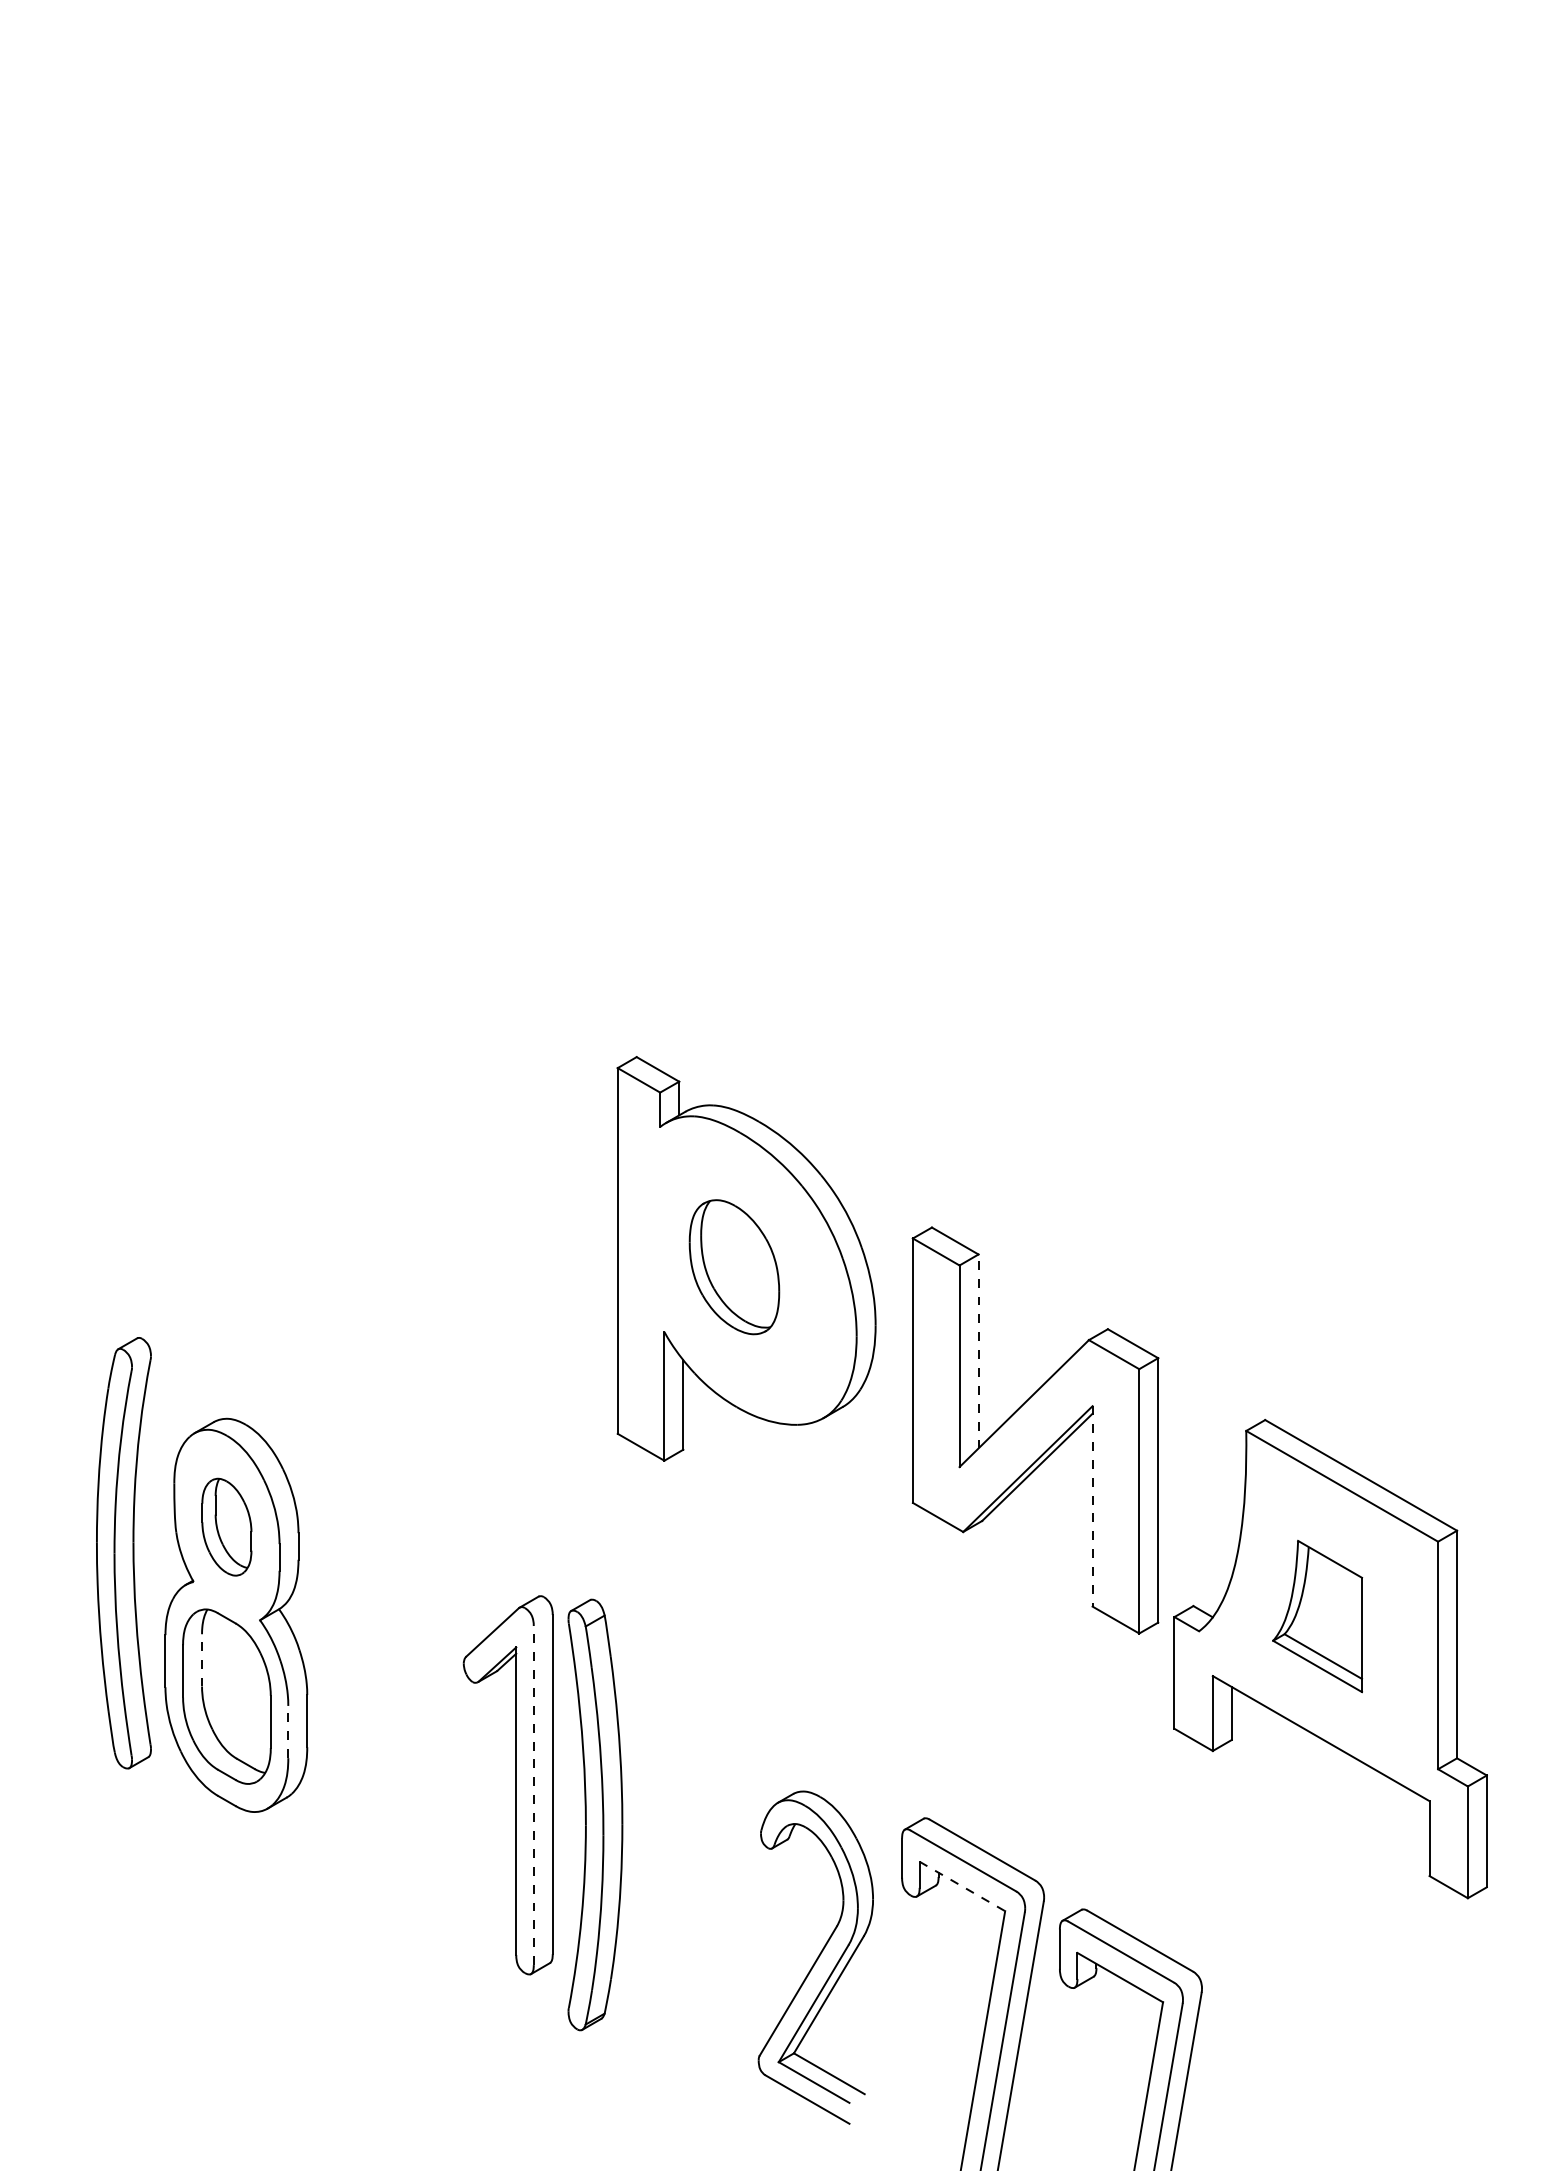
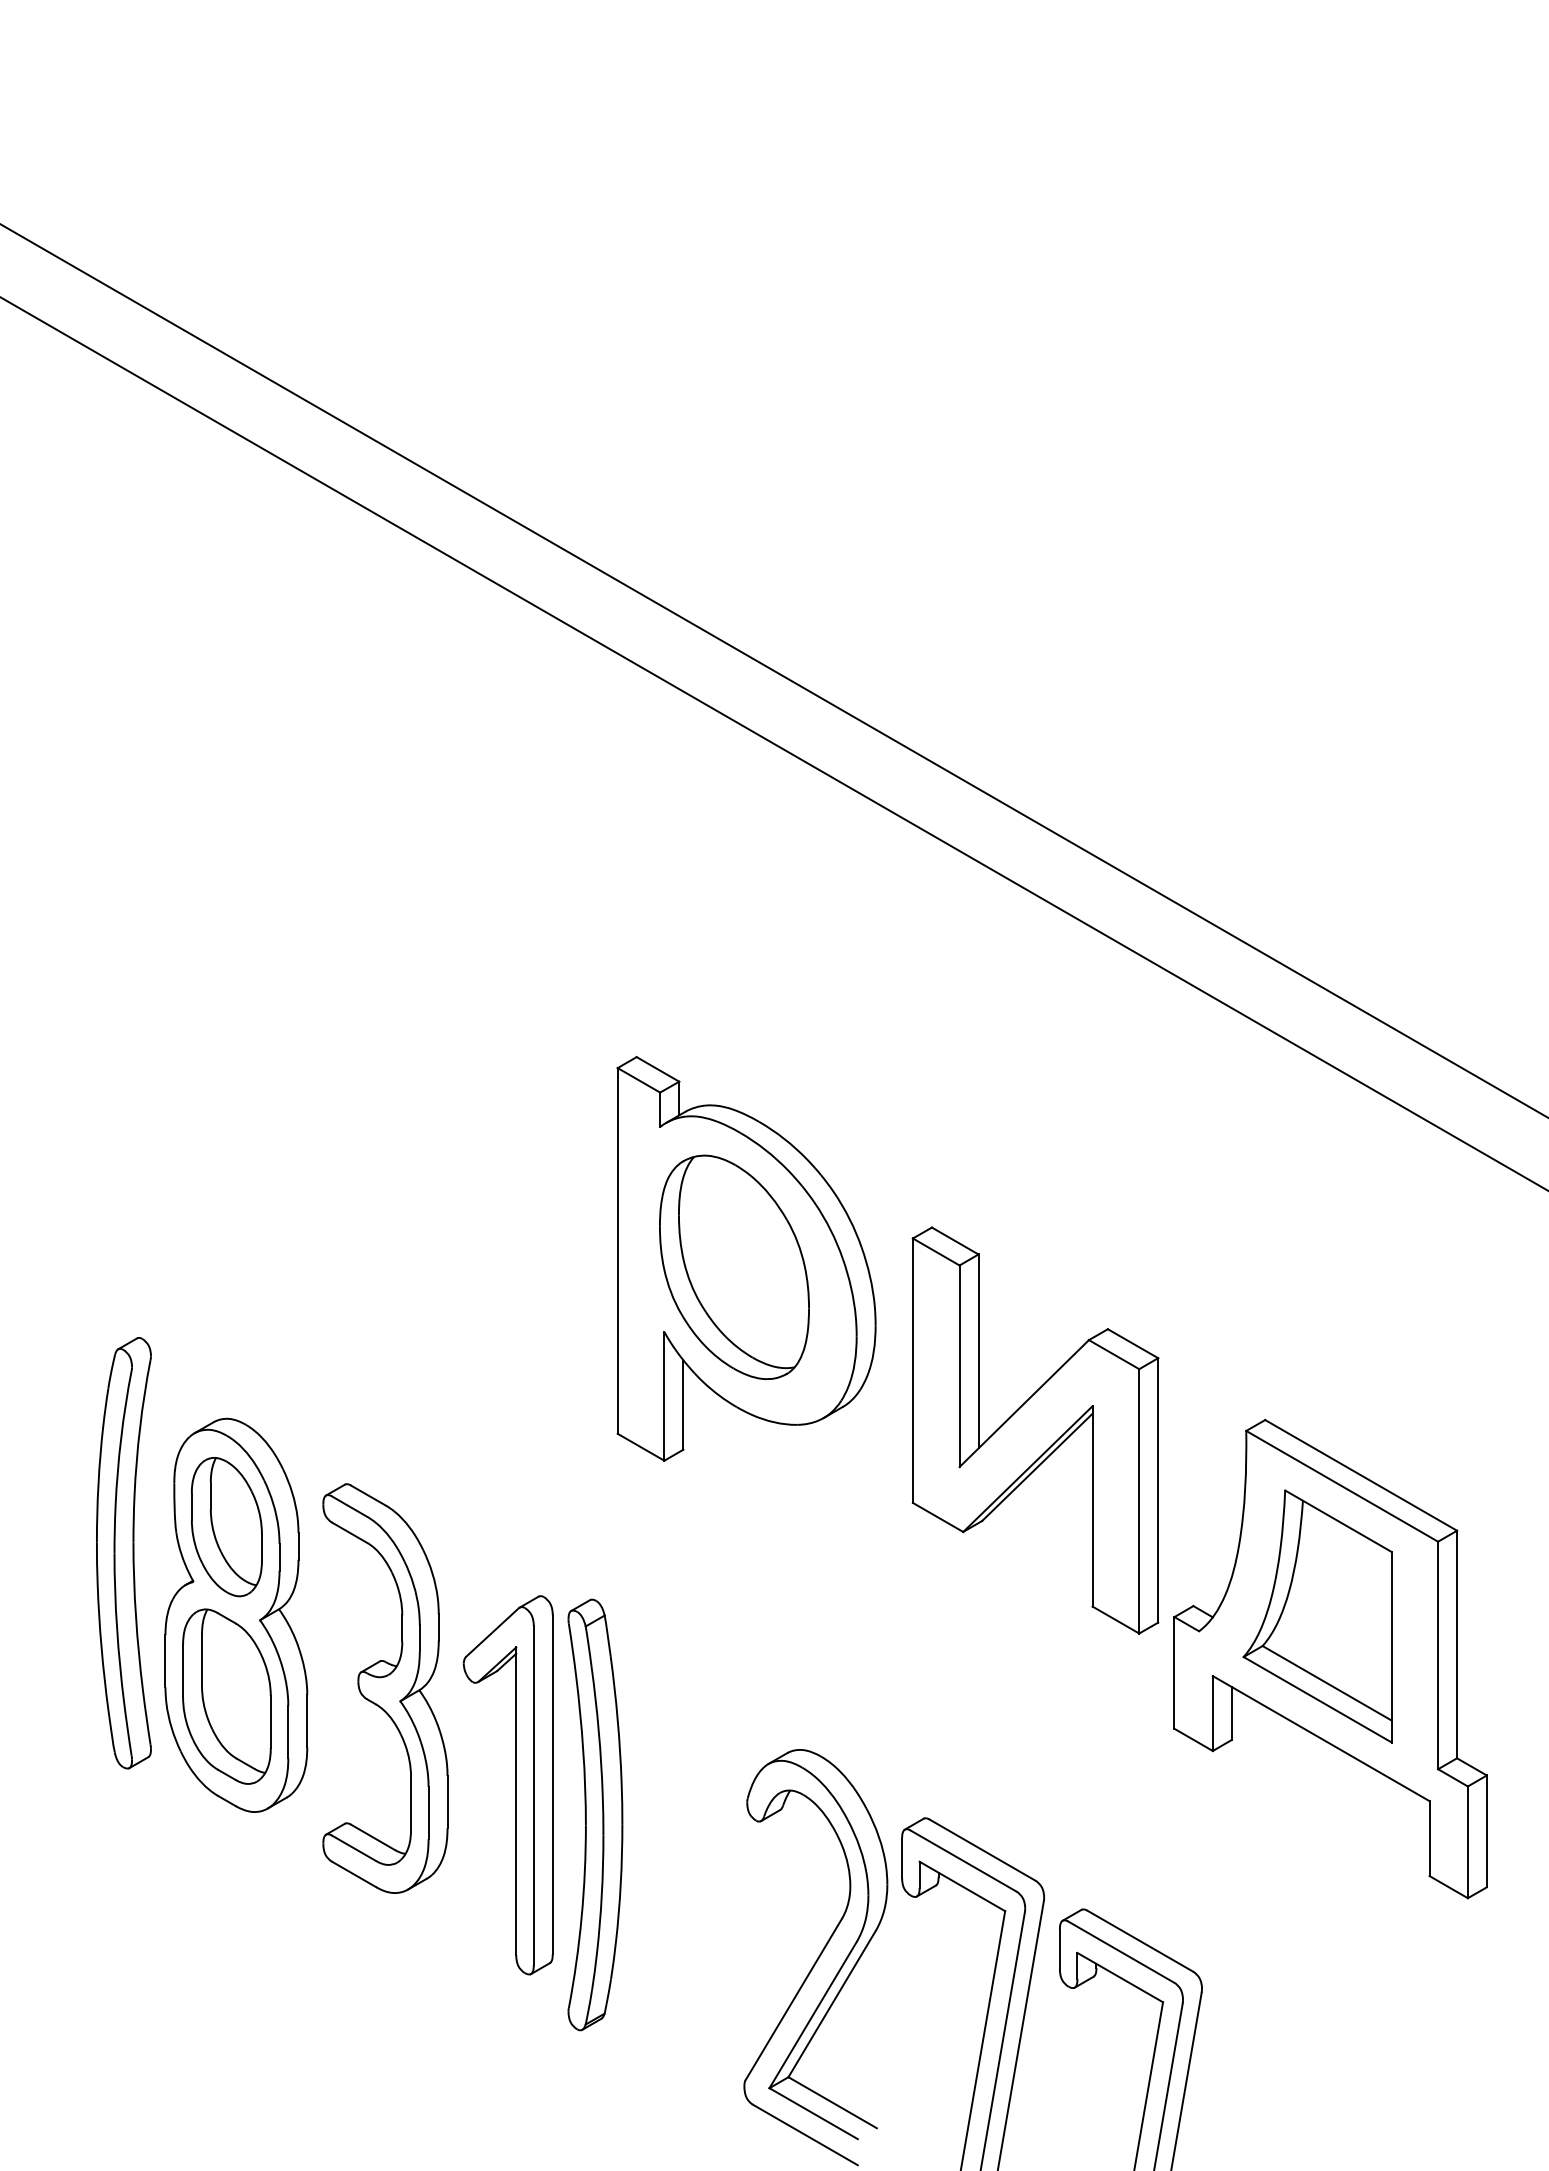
line: none -> present (773, 670)
line: none -> present (773, 743)
part size: 93x137 px -> 151x226 px (734, 1266)
line: dashed -> solid (978, 1351)
line: dashed -> solid (1092, 1506)
part size: 52x100 px -> 72x141 px (226, 1527)
part size: 92x155 px -> 151x255 px (1317, 1616)
line: dashed -> solid (202, 1659)
part: none -> present (385, 1688)
line: dashed -> solid (288, 1731)
line: dashed -> solid (533, 1795)
line: dashed -> solid (962, 1886)
part size: 117x335 px -> 146x418 px (815, 1957)
